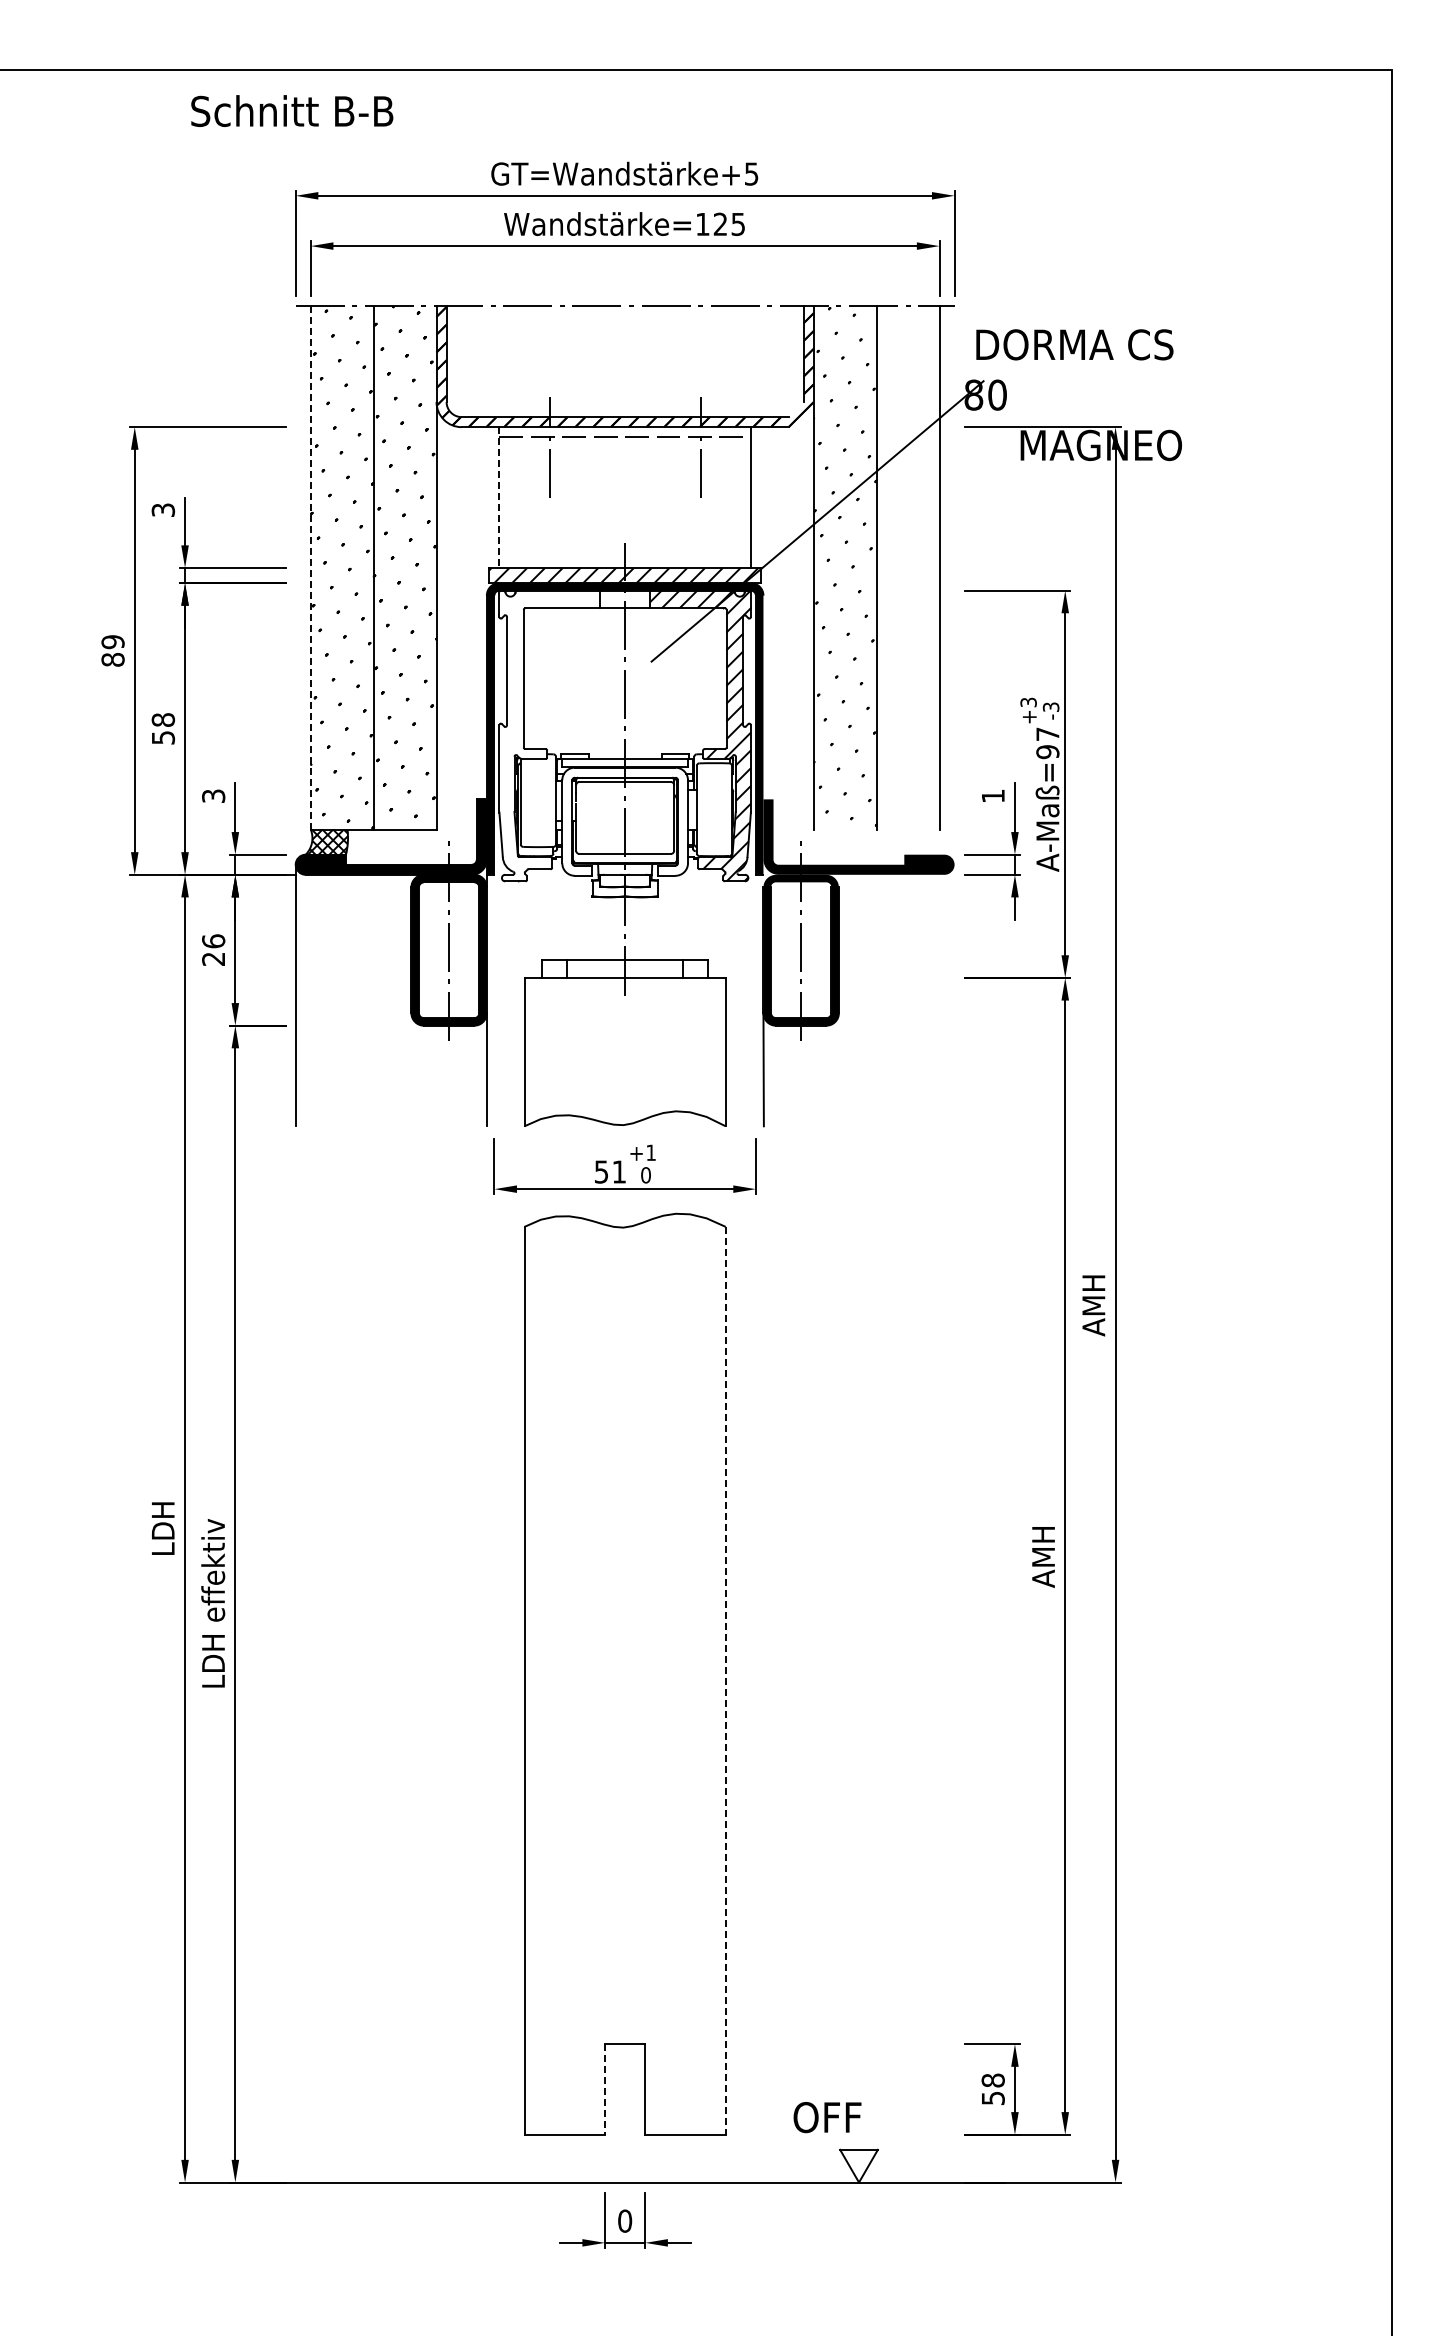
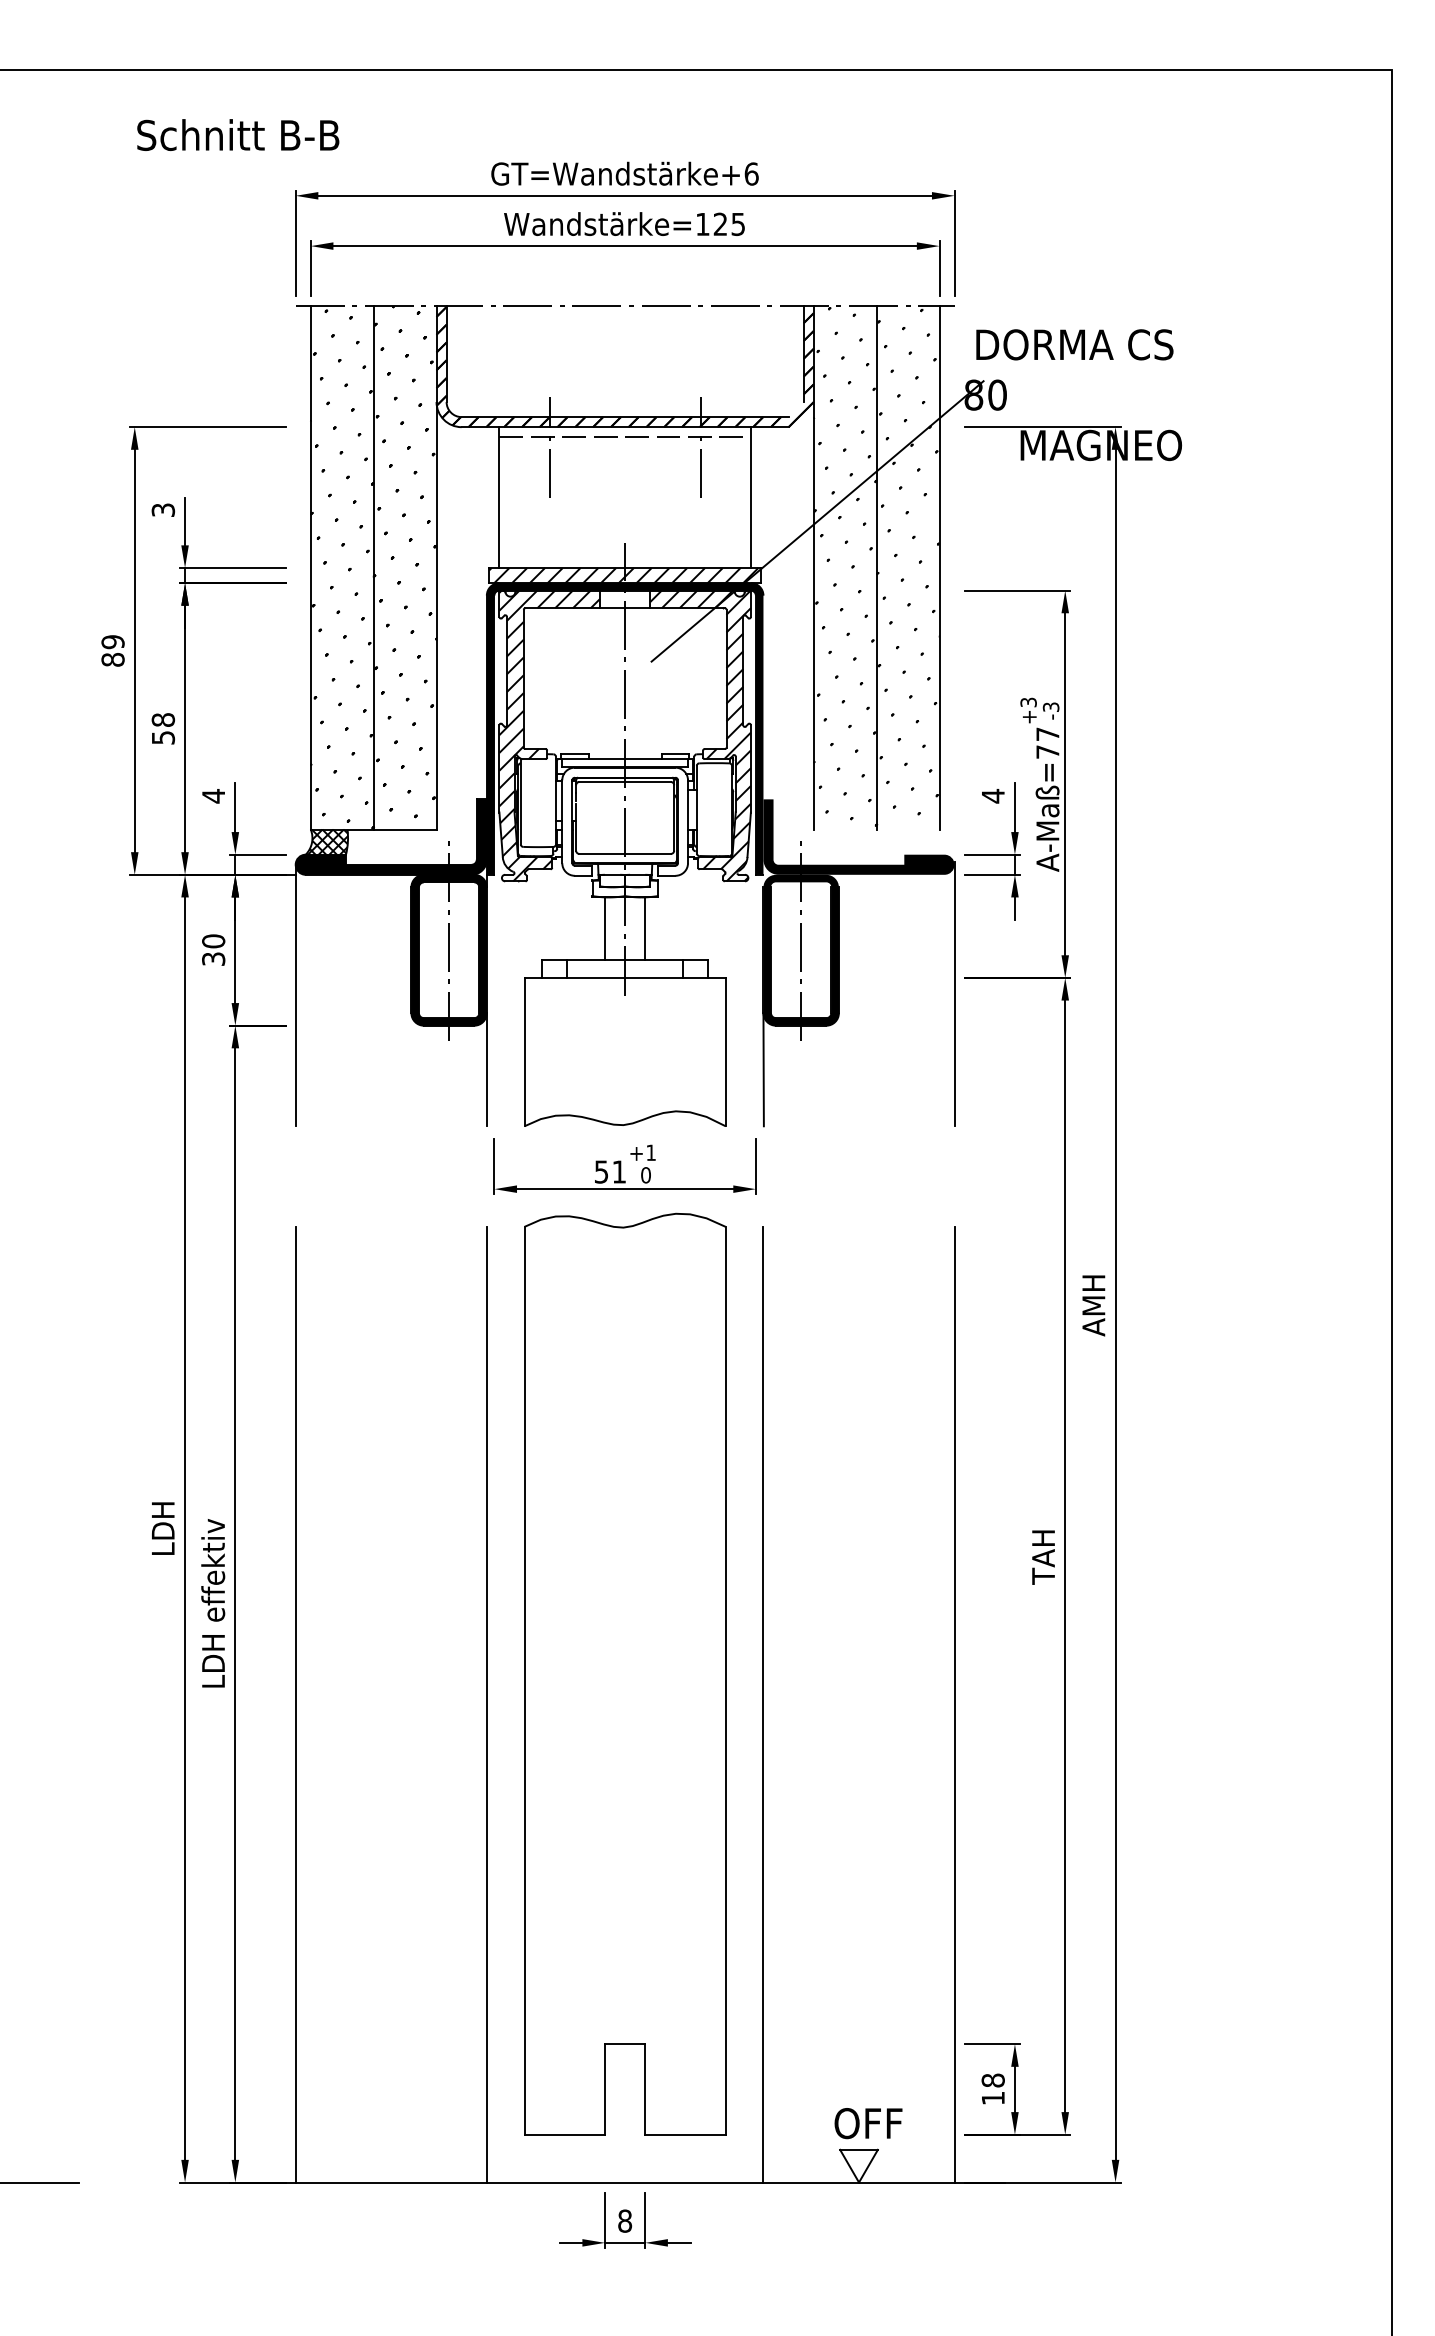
text position: (292, 110) -> (238, 134) (238, 134)
text: GT=Wandstärke+5 -> GT=Wandstärke+6 (751, 173)
line: dashed -> solid (499, 498)
hatch: none -> present (907, 567)
line: dashed -> solid (310, 568)
hatch: none -> present (549, 735)
text: A-Maß=97 -> A-Maß=77 (1047, 752)
text: 1 -> 4 (993, 795)
text: 3 -> 4 (213, 796)
line: none -> present (605, 928)
line: none -> present (645, 928)
text: 26 -> 30 (213, 949)
line: none -> present (954, 994)
text: AMH -> TAH (1043, 1557)
line: dashed -> solid (725, 1680)
line: none -> present (295, 1704)
line: none -> present (486, 1704)
line: none -> present (763, 1704)
line: none -> present (954, 1704)
line: dashed -> solid (605, 2089)
text: 58 -> 18 (993, 2098)
text position: (827, 2117) -> (868, 2123) (868, 2123)
line: none -> present (40, 2182)
text: 0 -> 8 (625, 2220)
